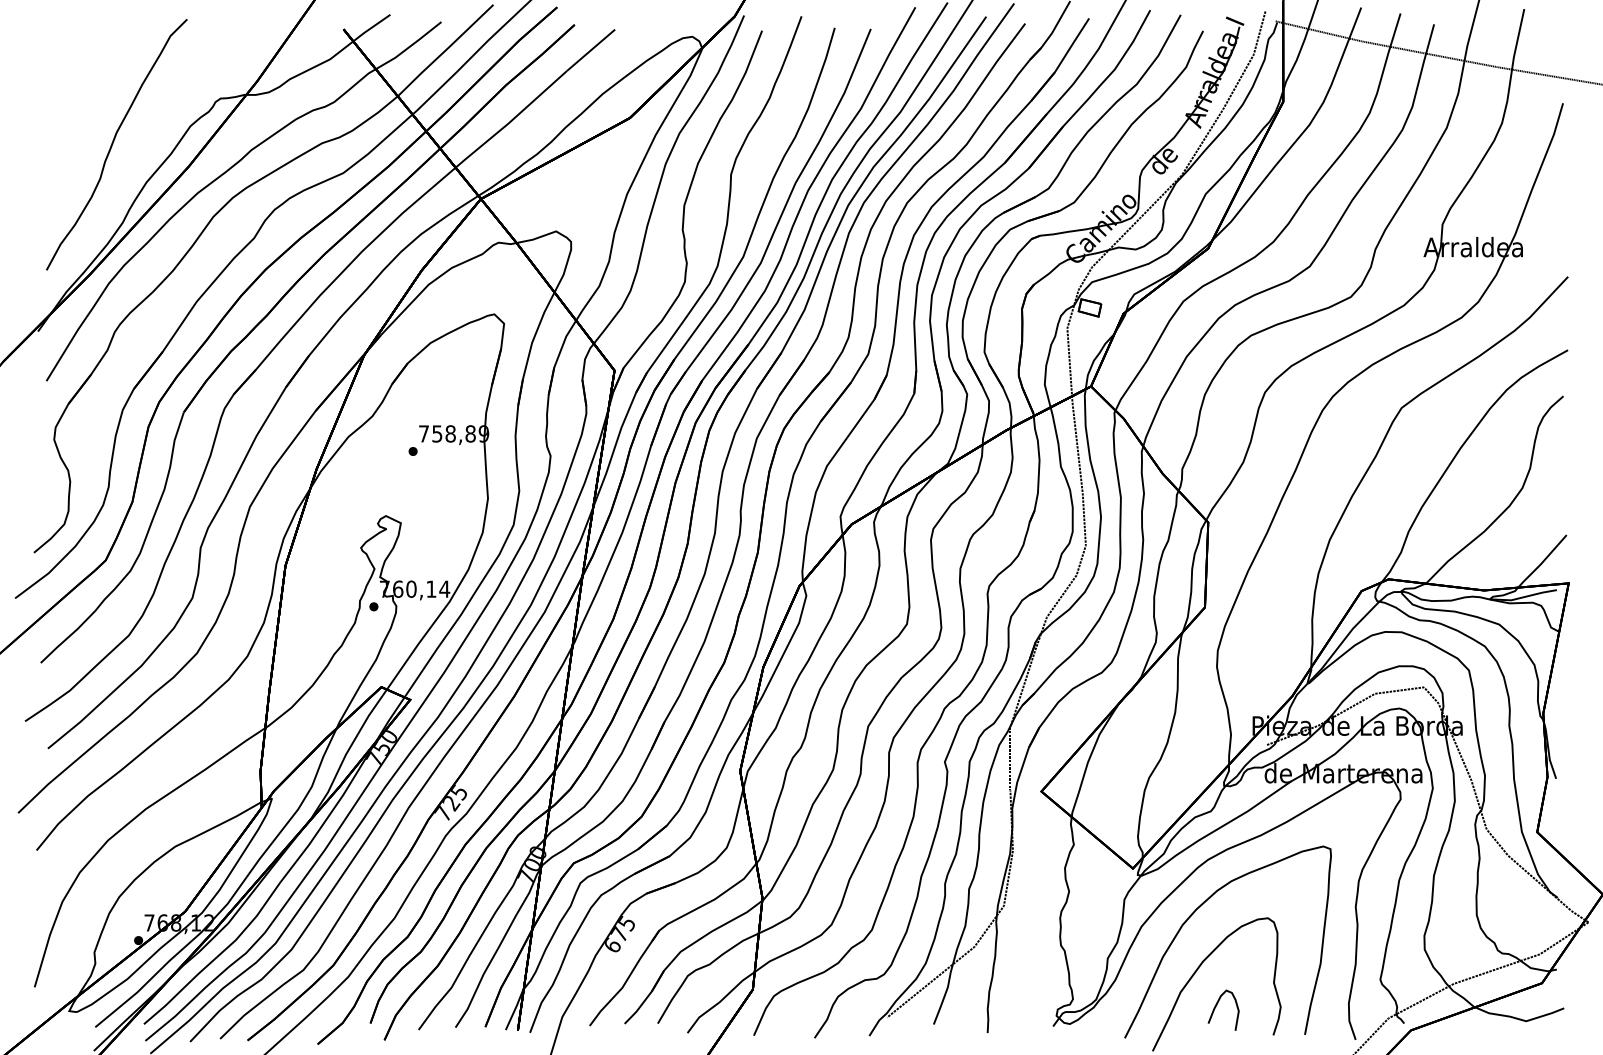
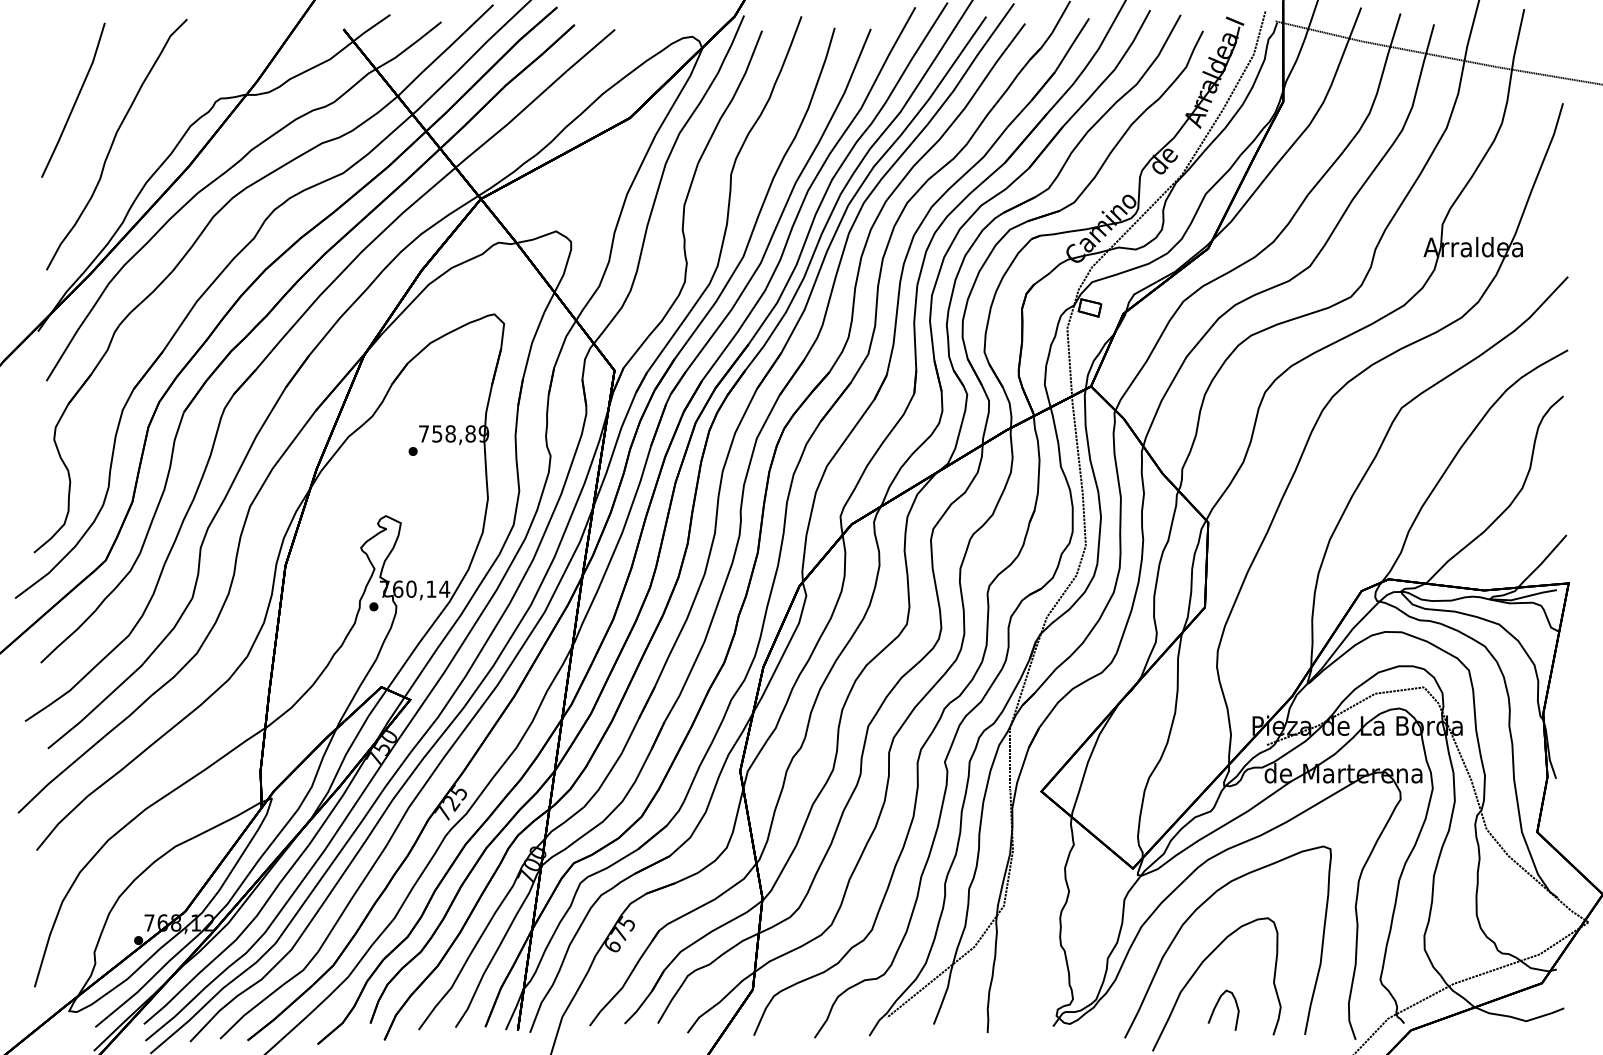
line: none -> present (75, 99)
